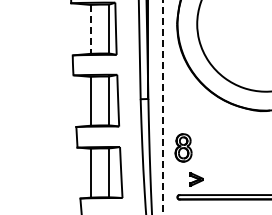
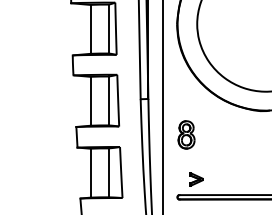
line: dashed -> solid (90, 29)
line: dashed -> solid (162, 107)
part position: (183, 147) -> (186, 134) (186, 134)
